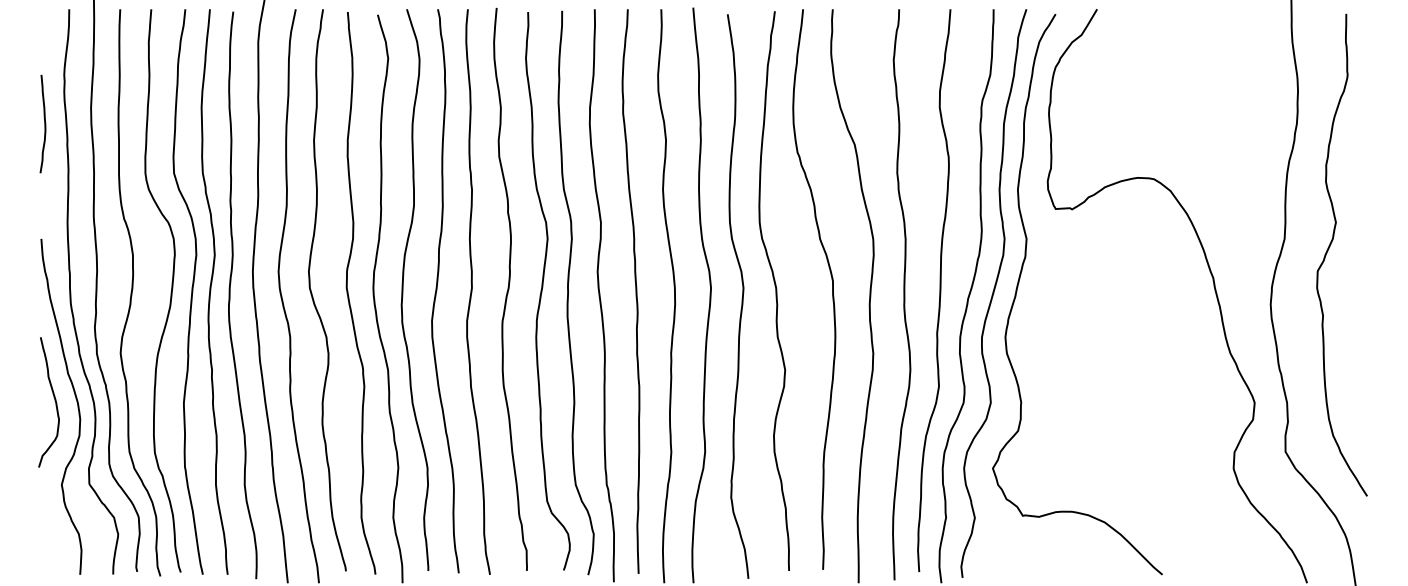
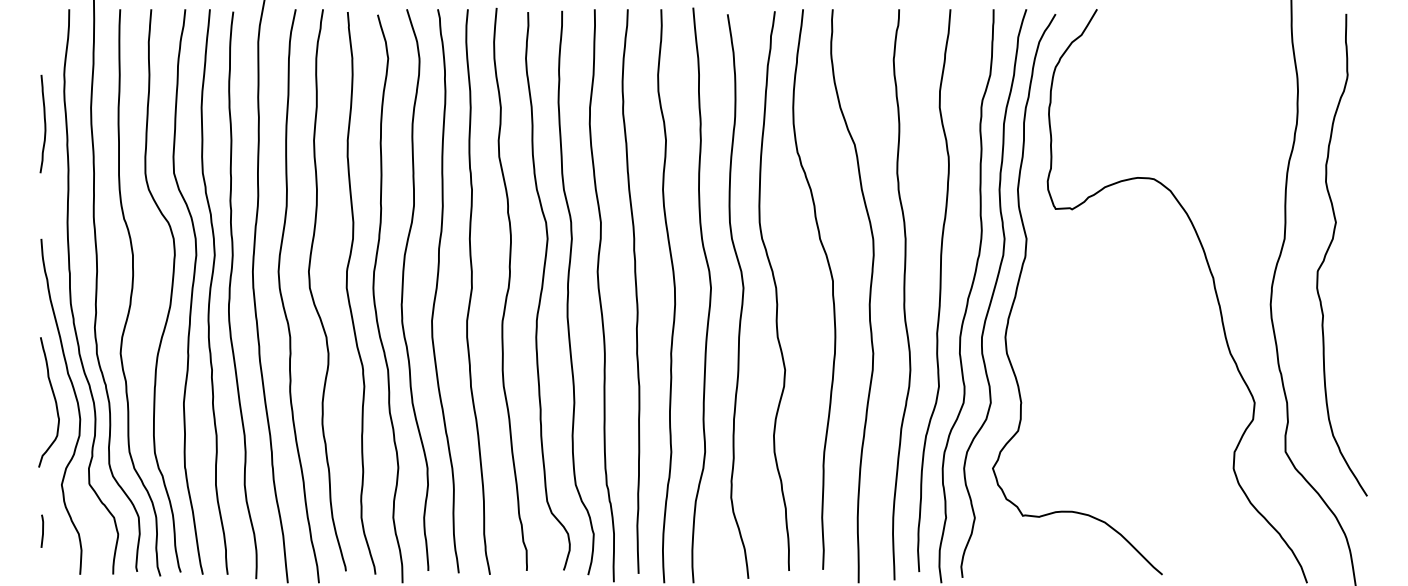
line: none -> present (42, 530)
